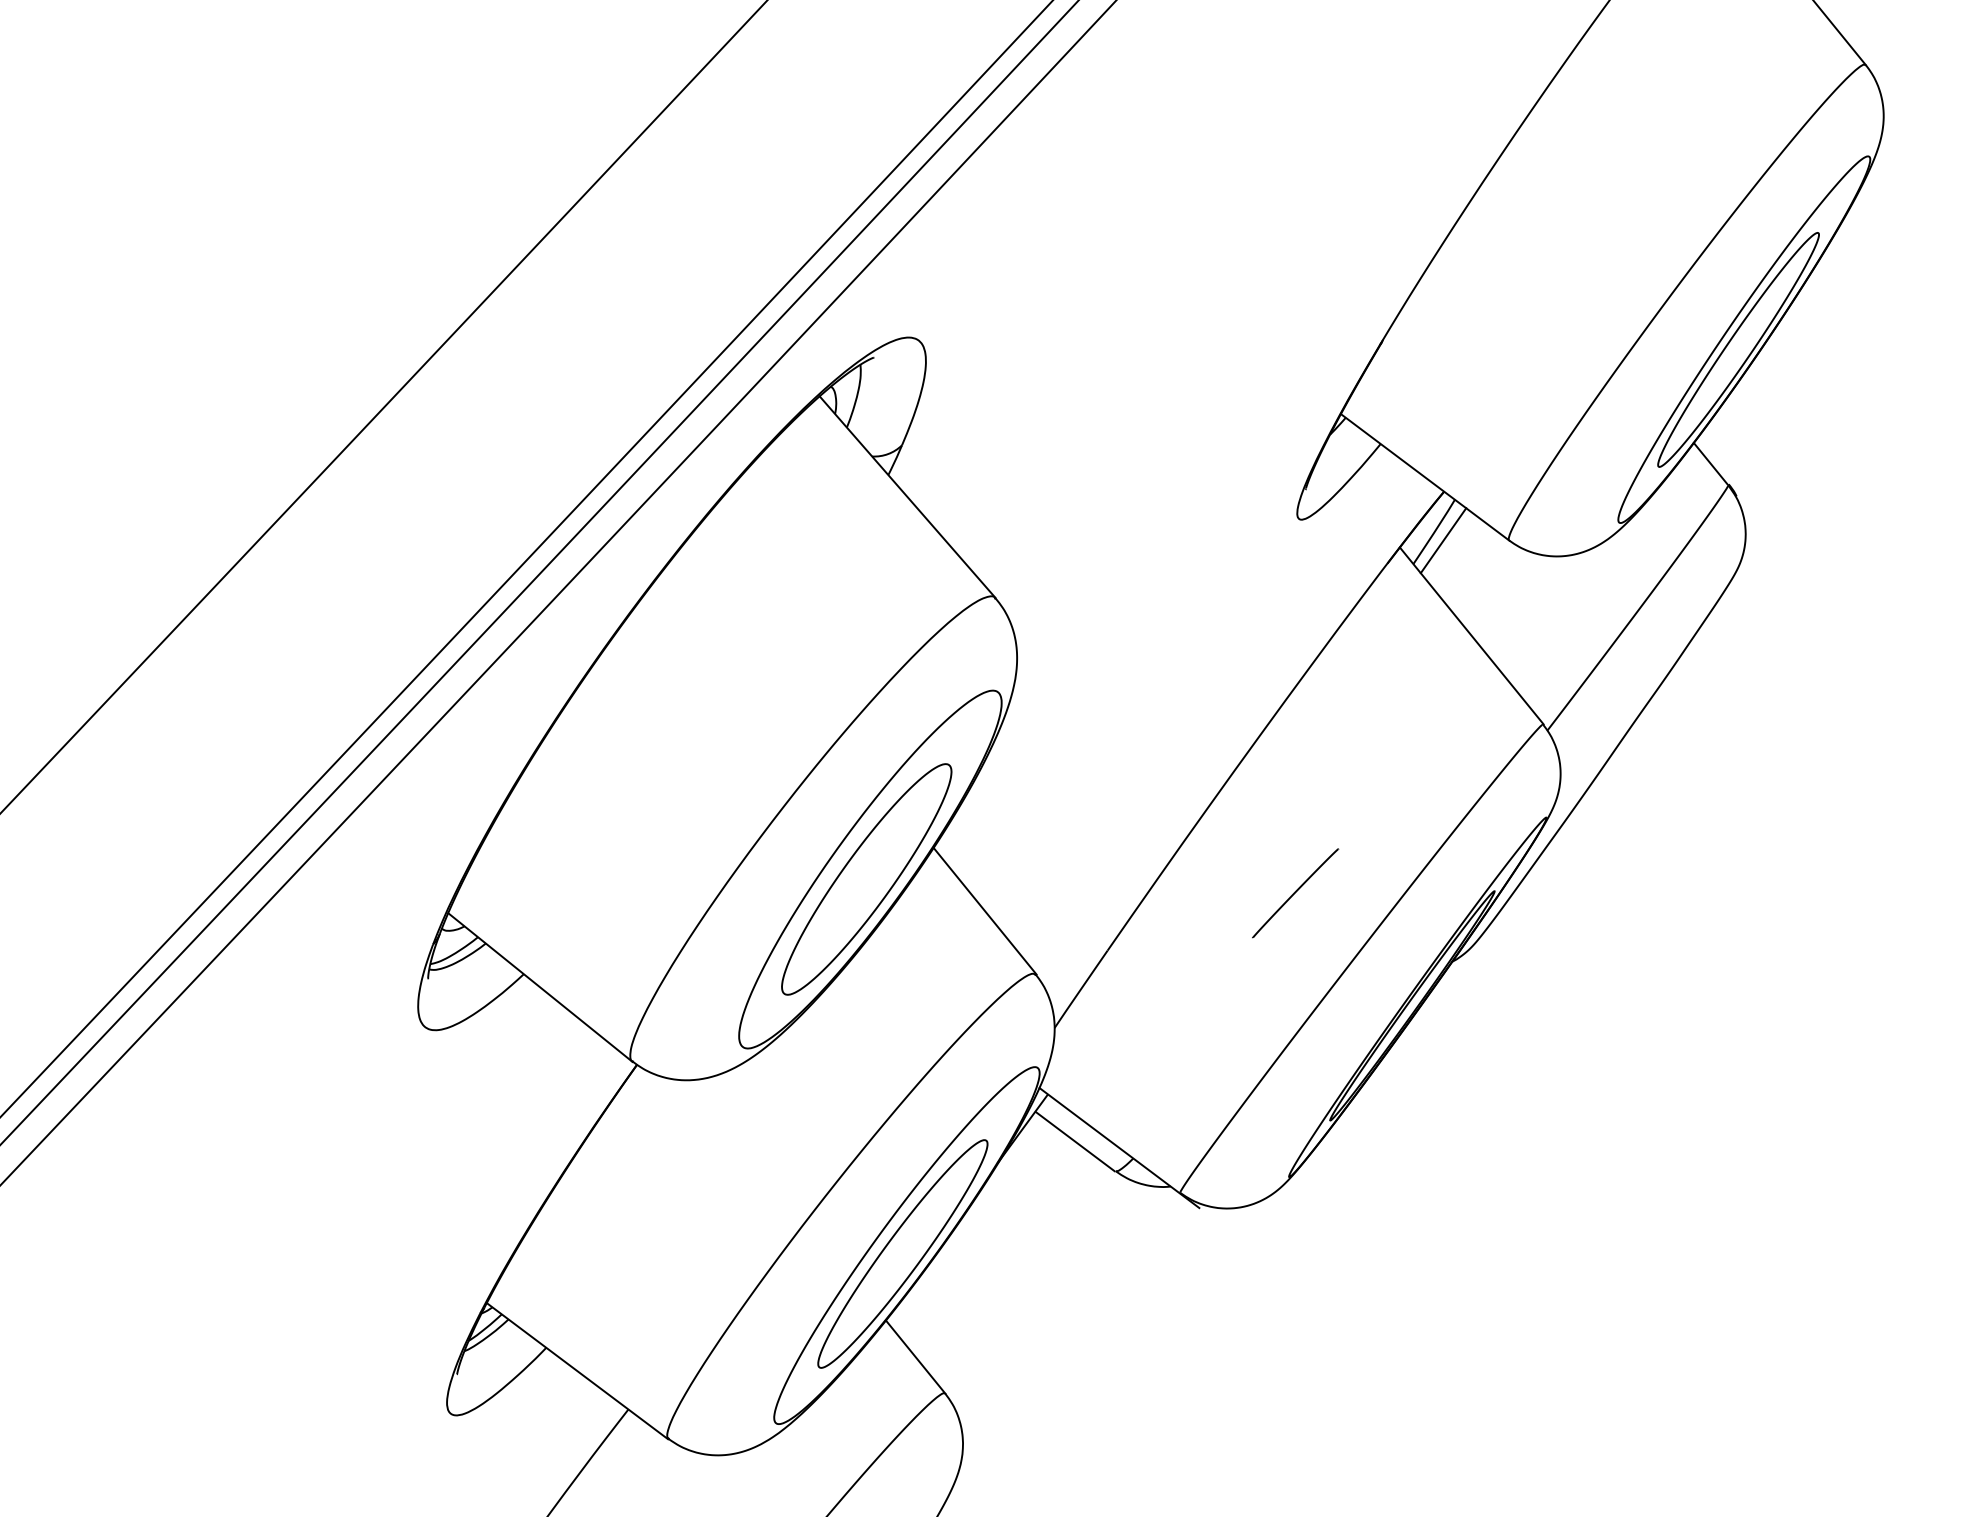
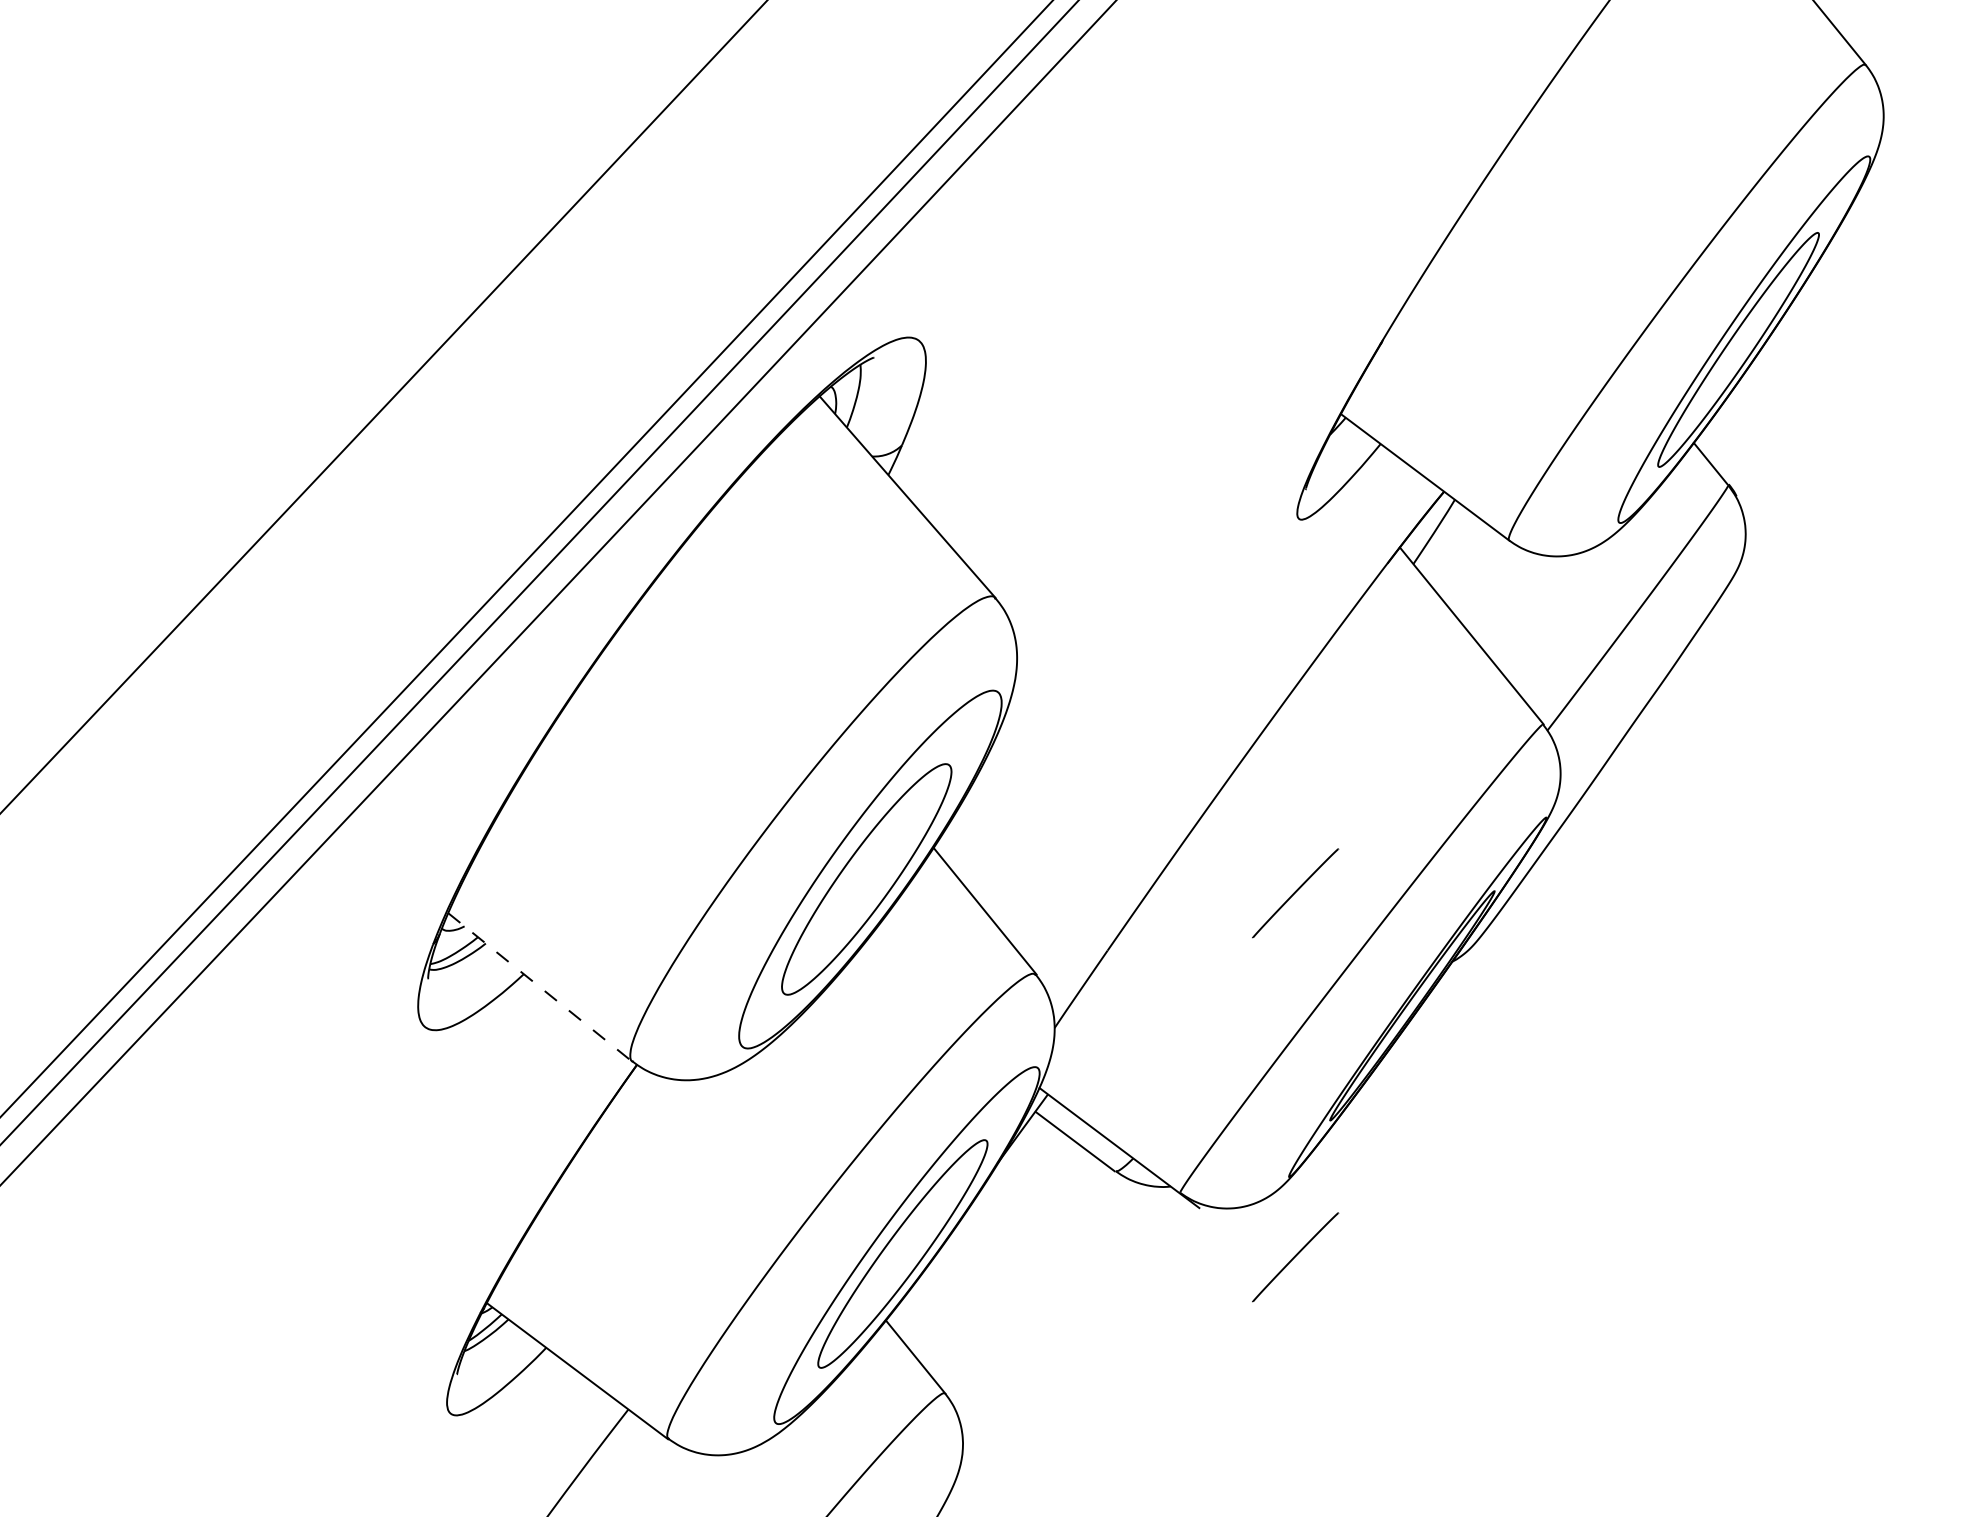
line: present -> none (1443, 540)
line: solid -> dashed (540, 987)
curve: none -> present (1295, 1257)
